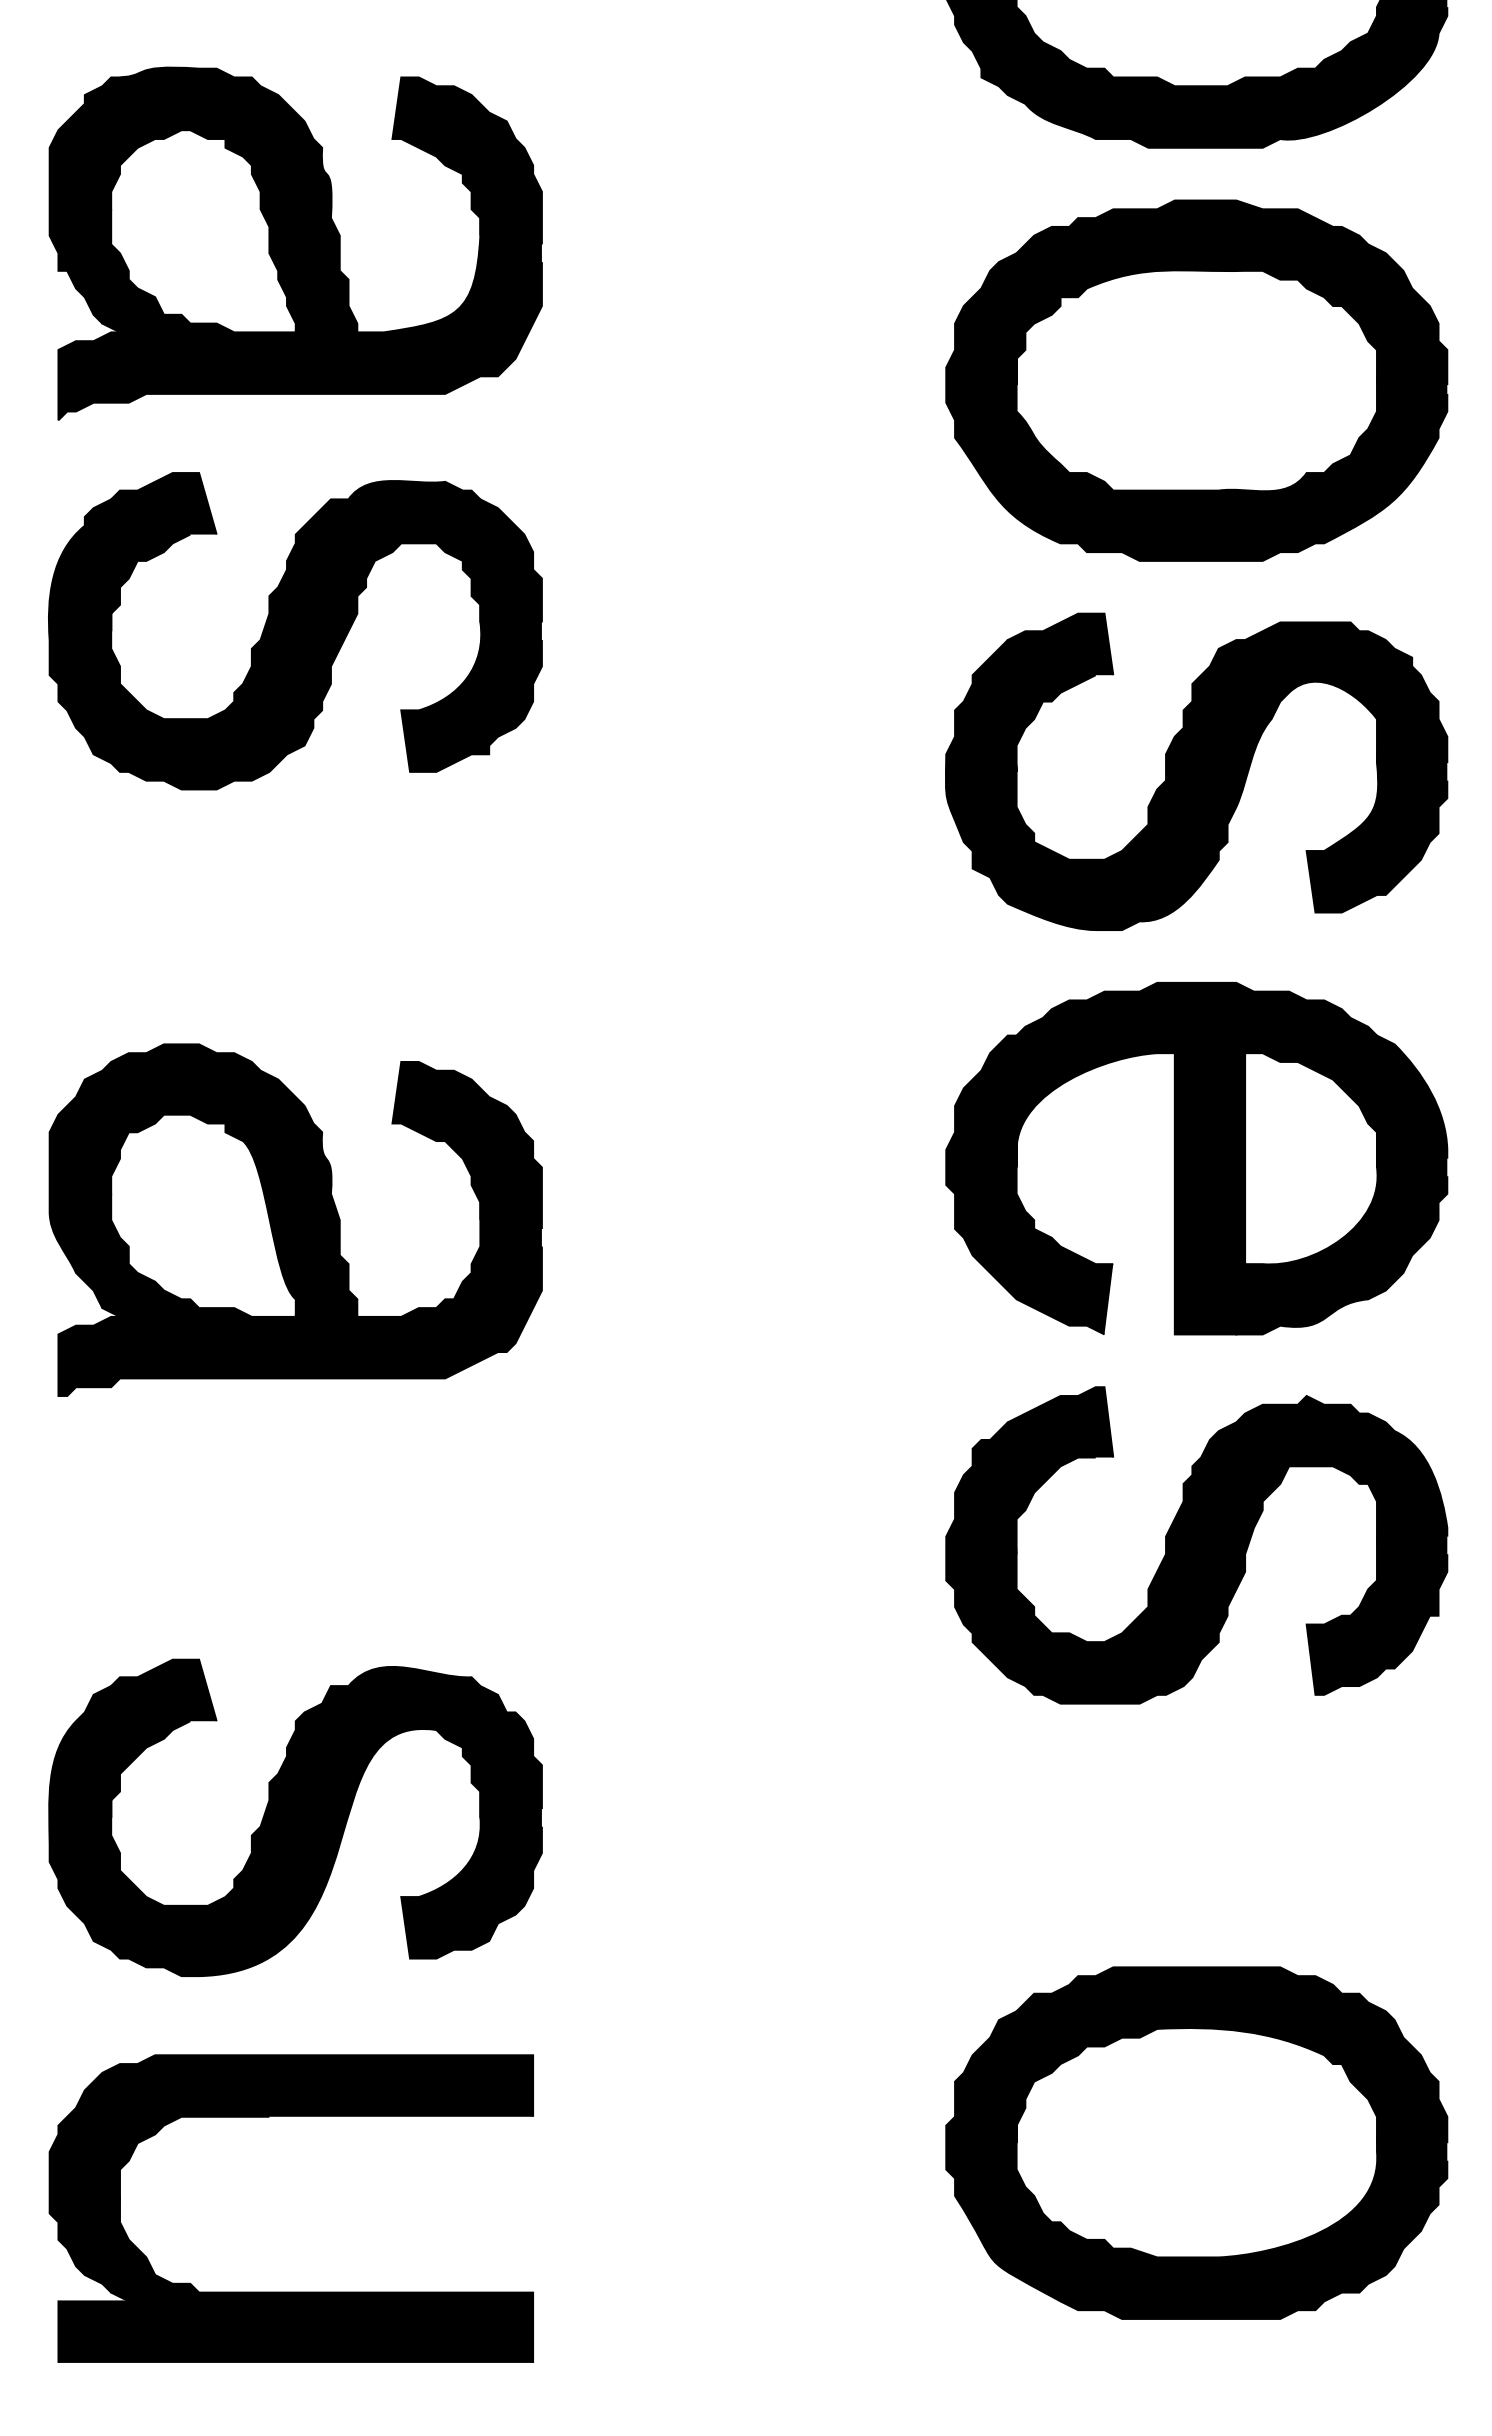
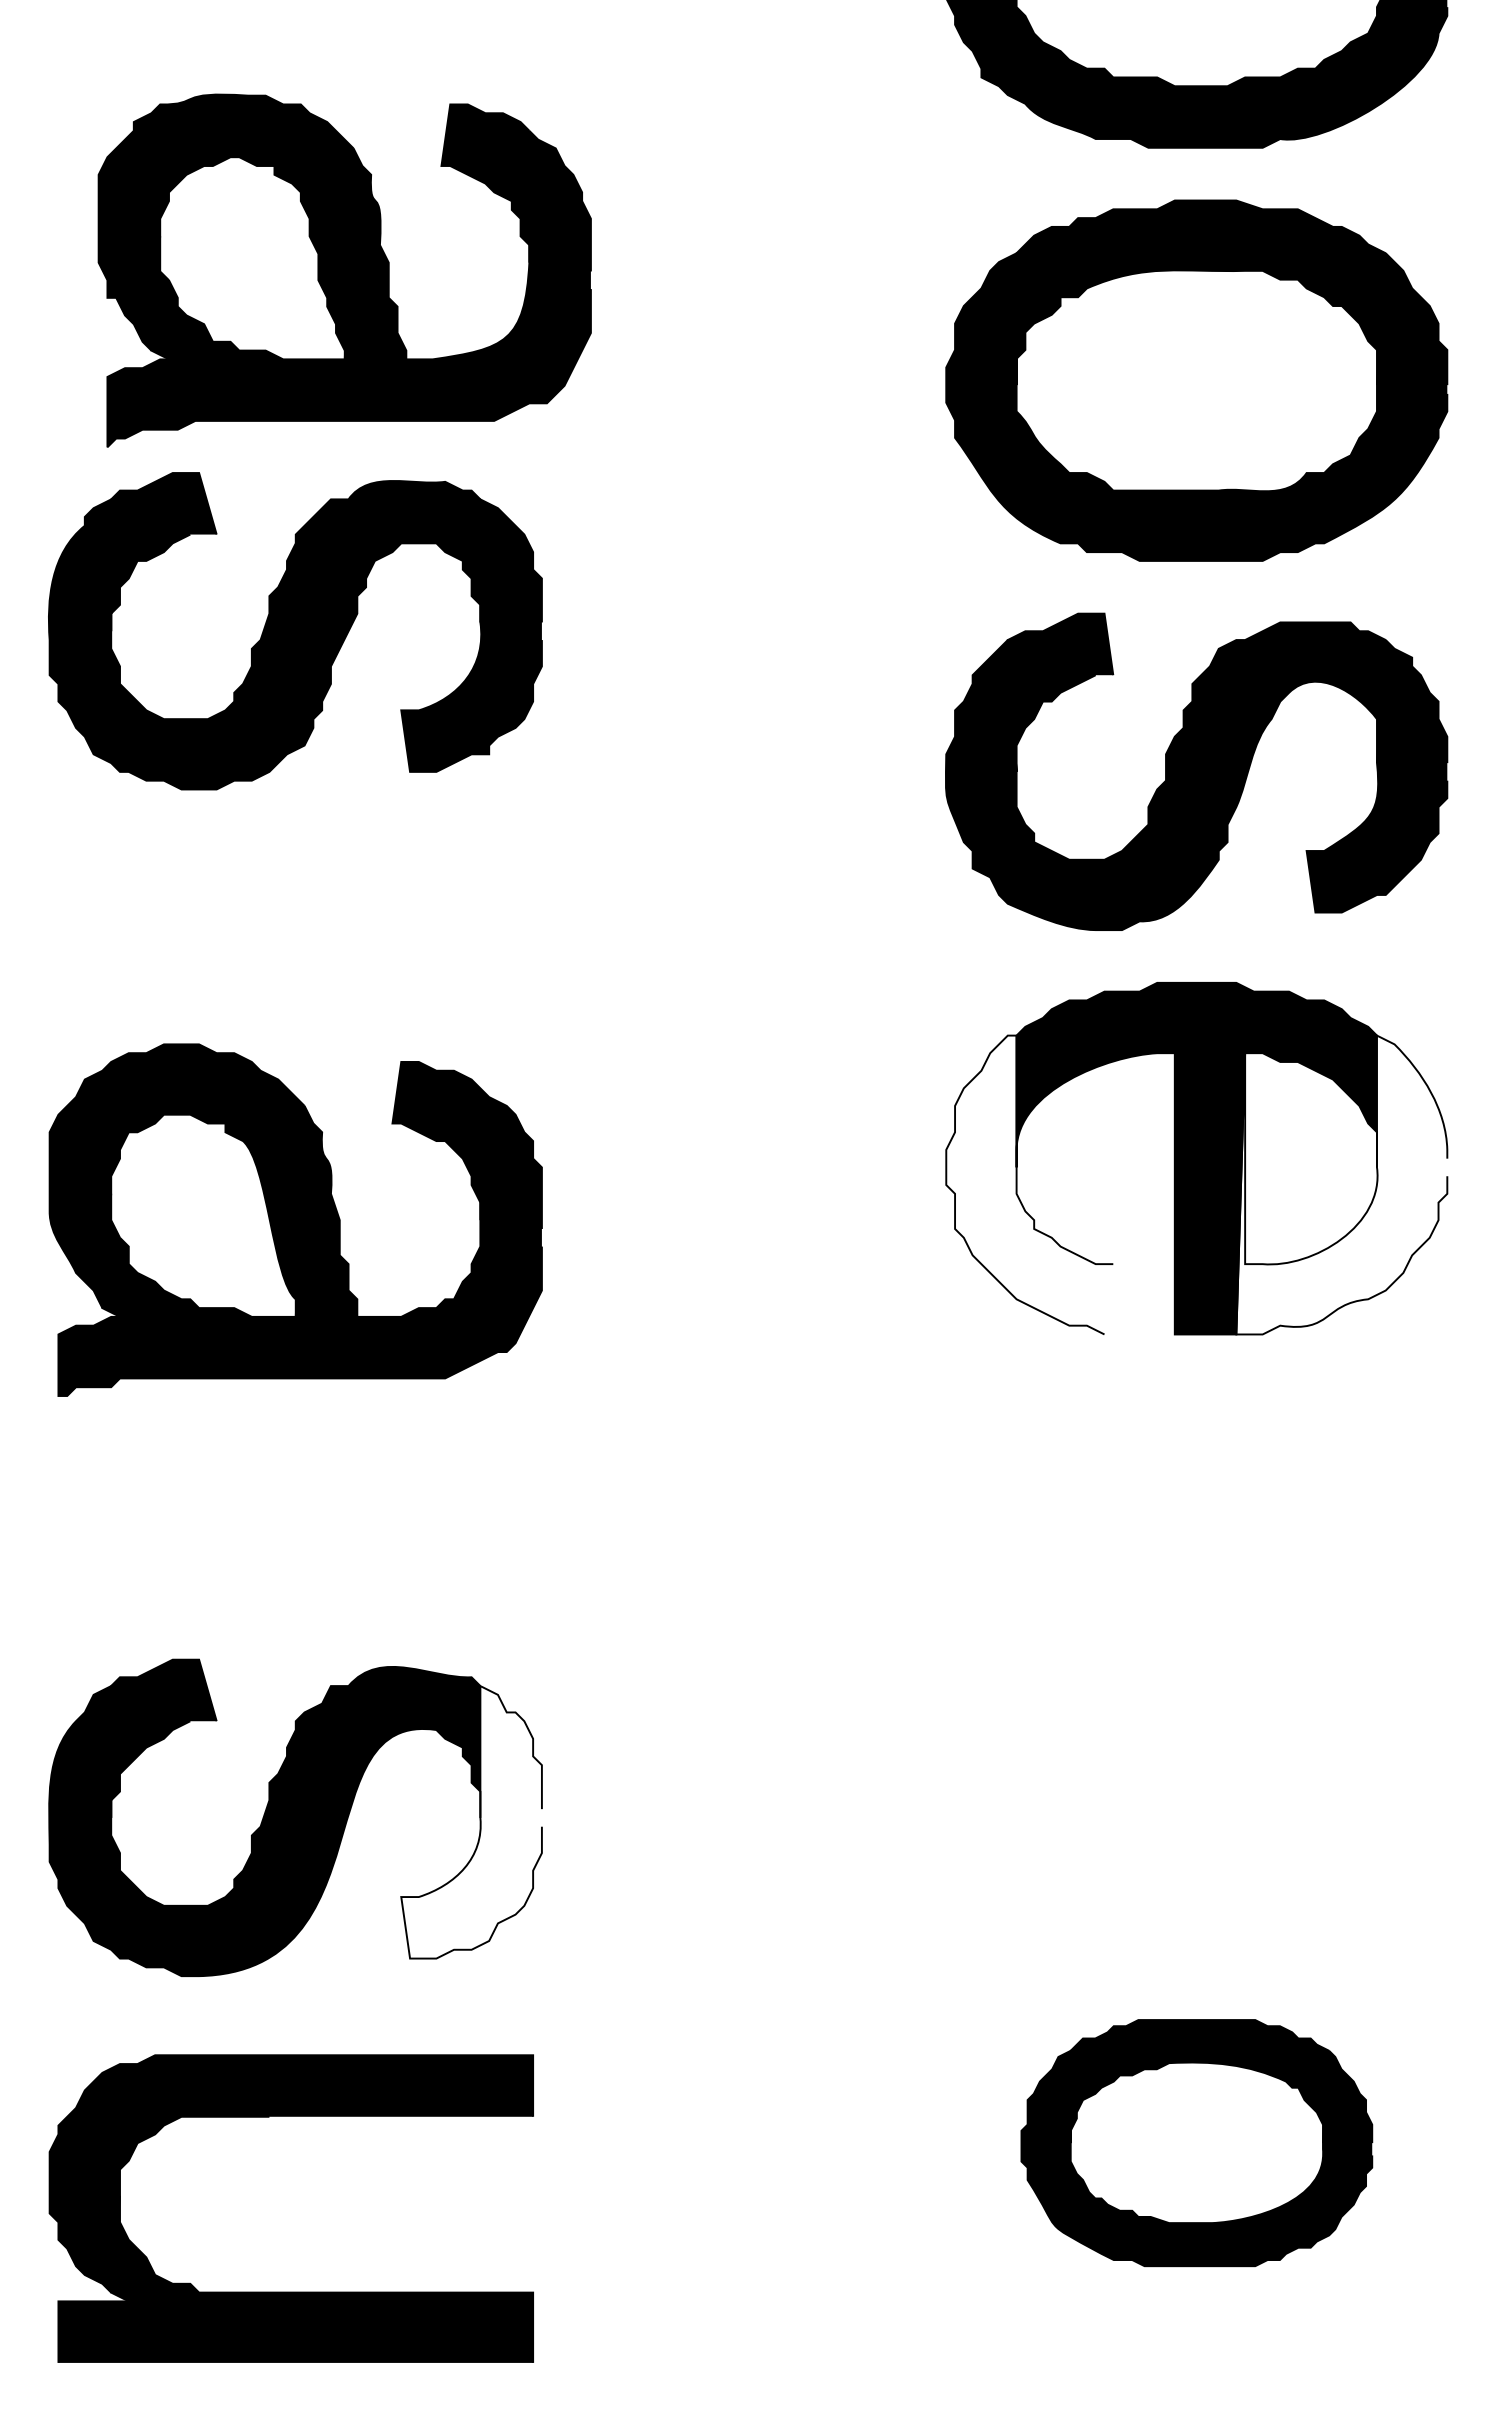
part position: (295, 243) -> (344, 270) (344, 270)
fill: present -> none (1029, 1184)
fill: present -> none (1341, 1184)
part: present -> none (1196, 1545)
fill: present -> none (471, 1822)
part size: 504x354 px -> 354x249 px (1196, 2143)
